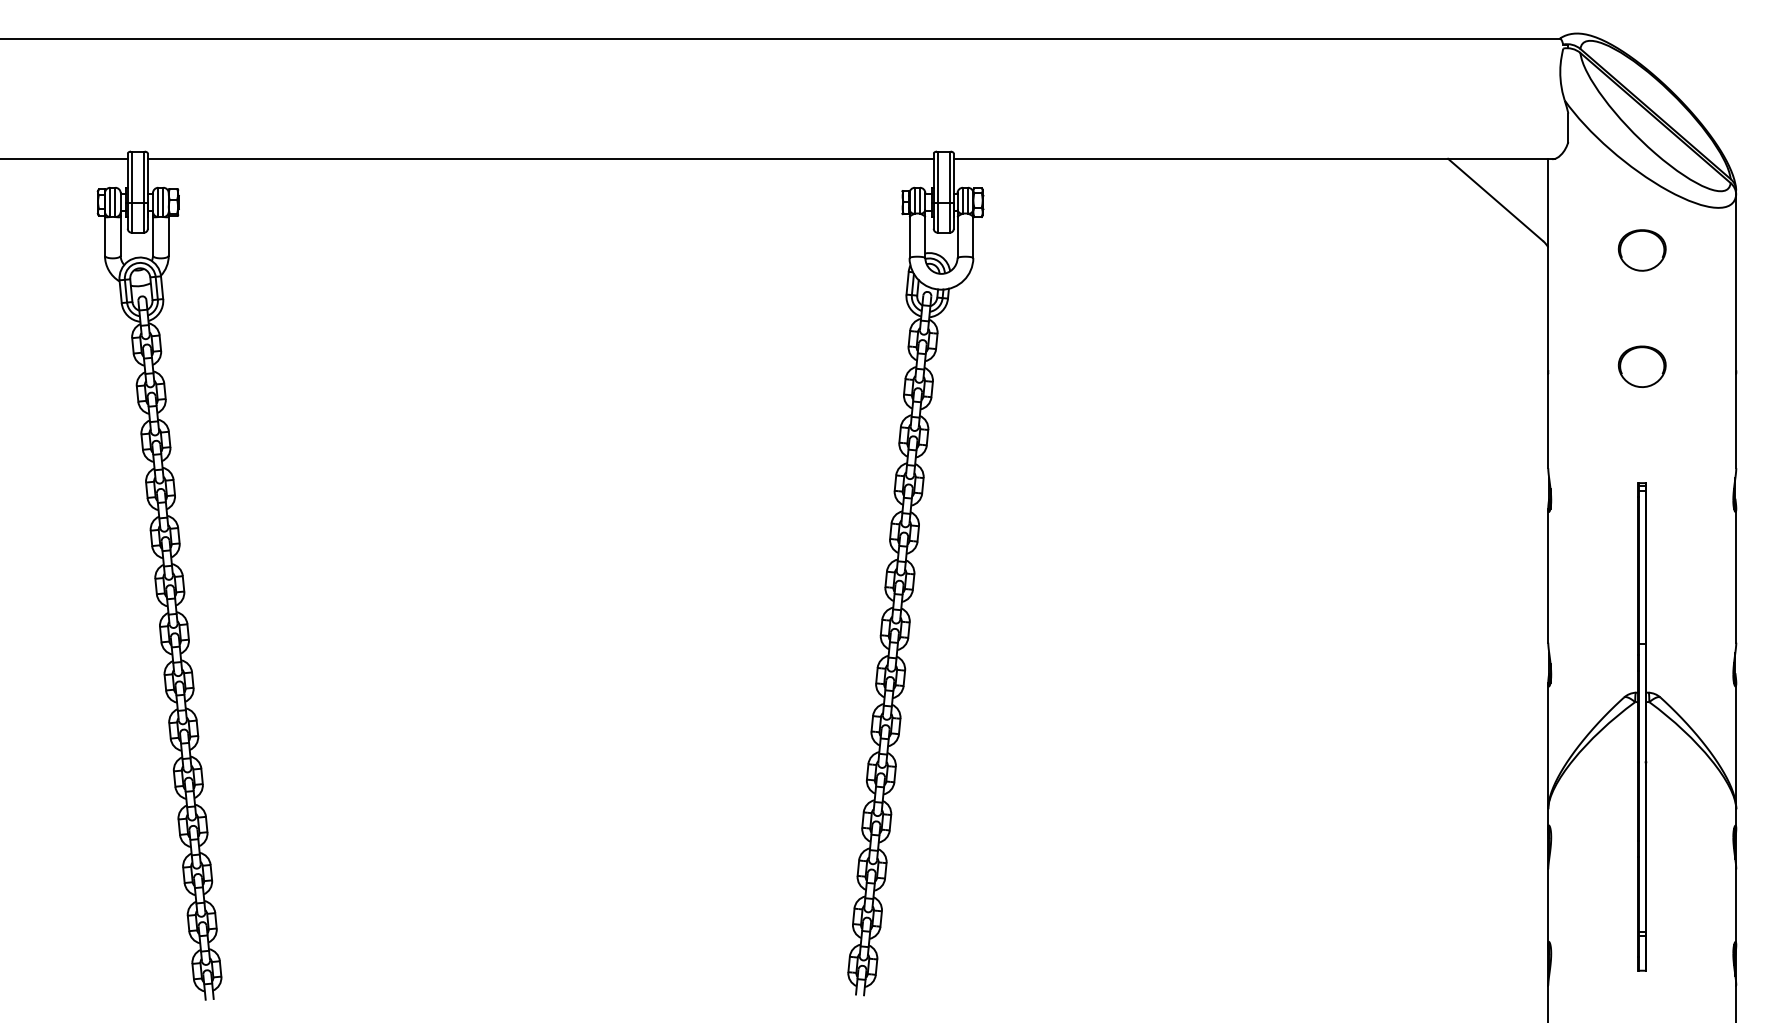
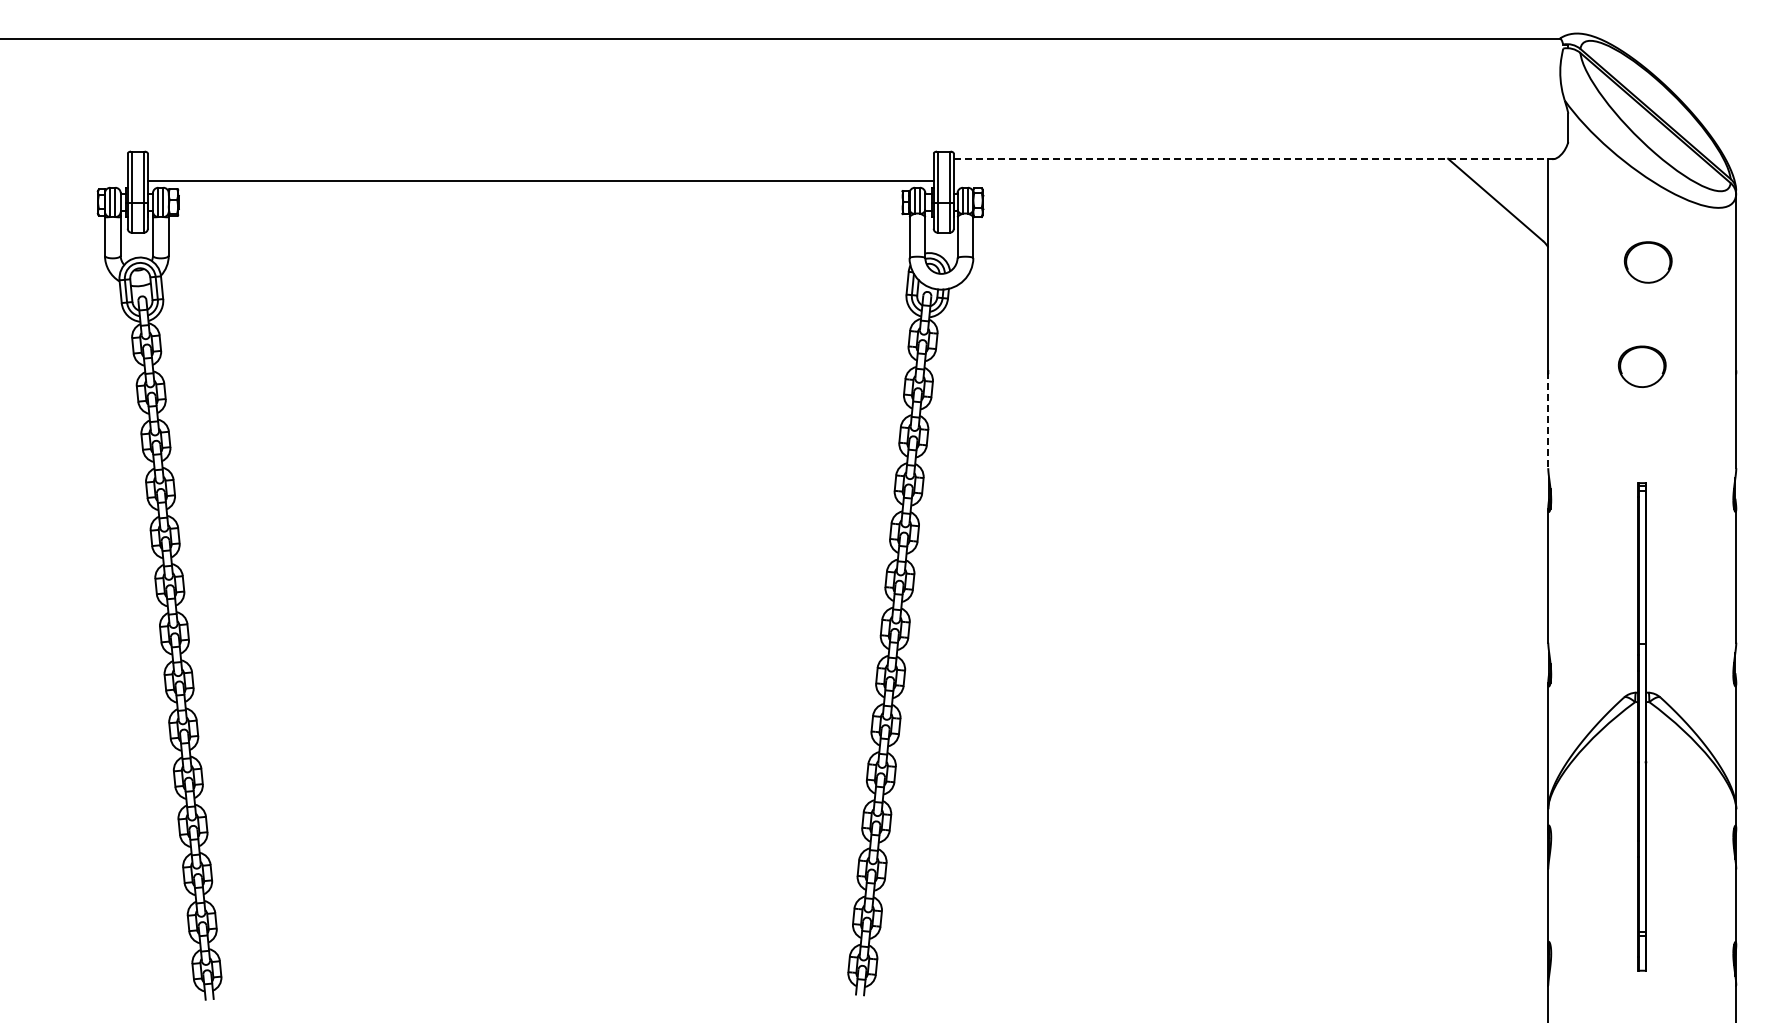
line: present -> none (64, 158)
line position: (540, 158) -> (540, 180) (540, 180)
line: solid -> dashed (1254, 158)
part position: (1641, 250) -> (1647, 262) (1647, 262)
line: solid -> dashed (1548, 420)
